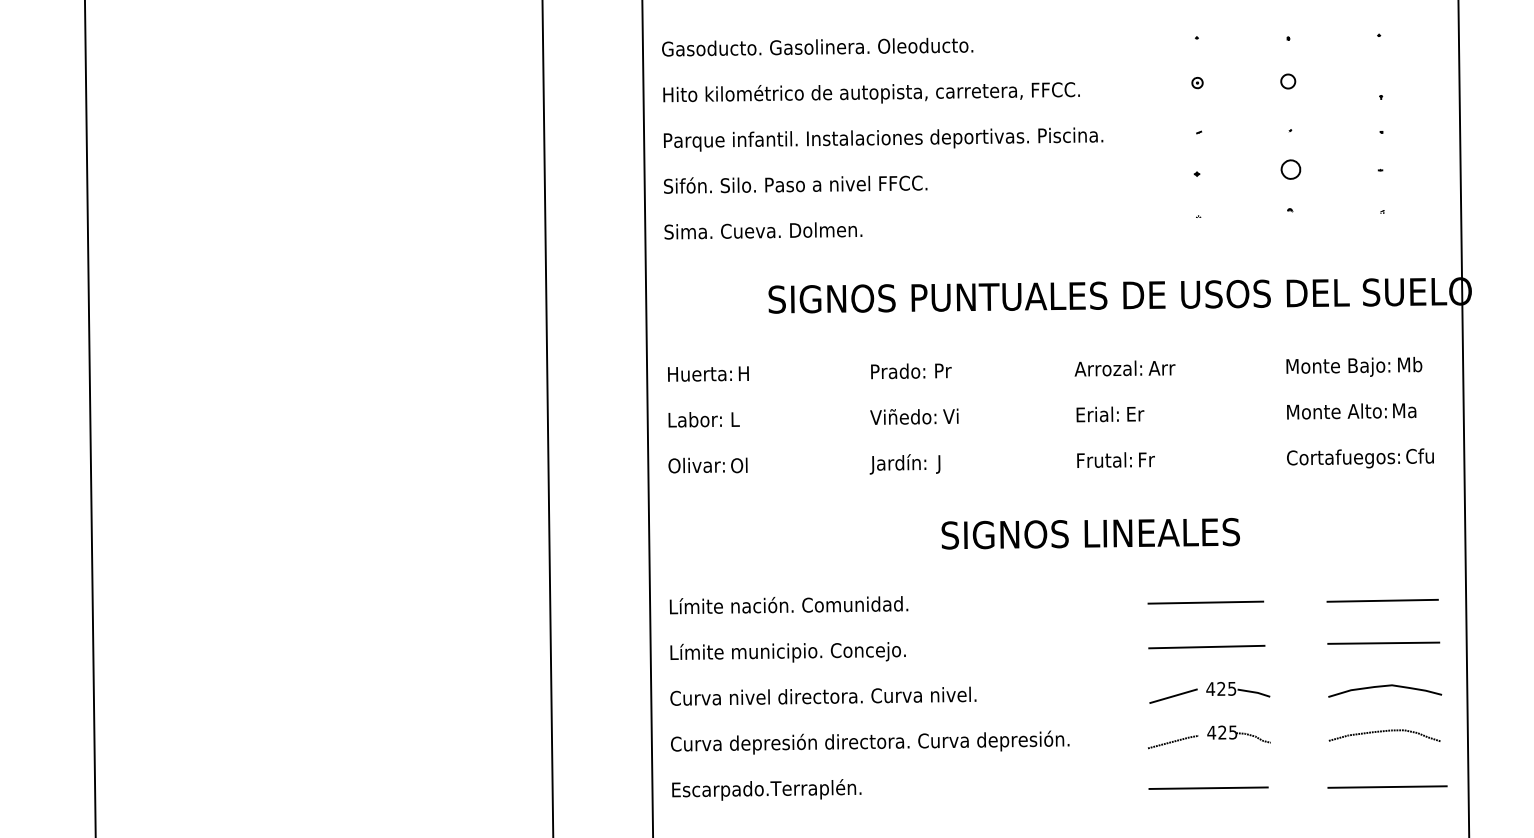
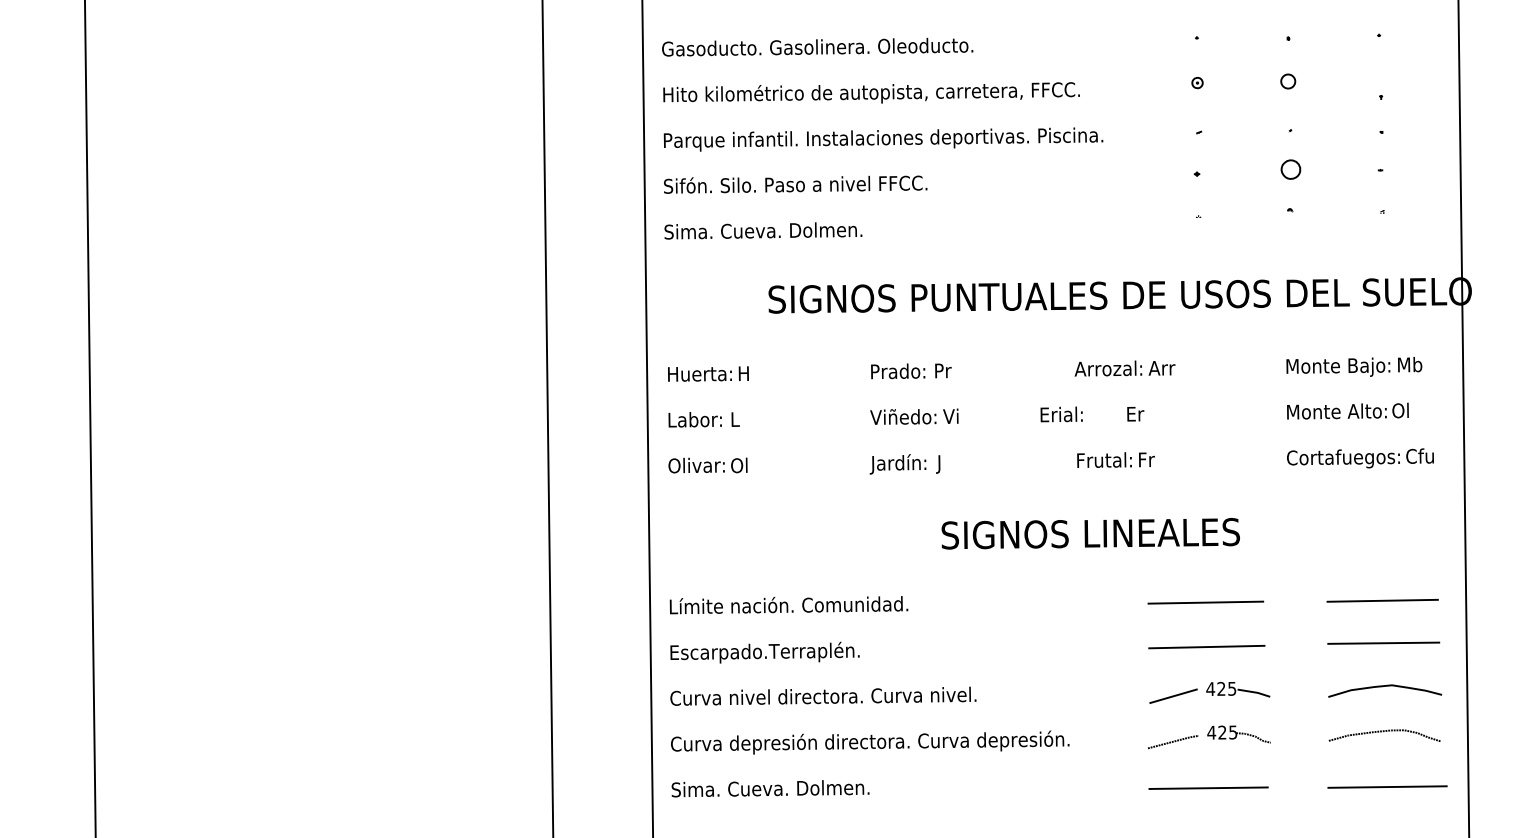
text: Ma -> Ol (1404, 410)
text position: (1097, 414) -> (1061, 414) (1061, 414)
text: Límite municipio. Concejo. -> Escarpado.Terraplén. (788, 652)
text: Escarpado.Terraplén. -> Sima. Cueva. Dolmen. (770, 789)
